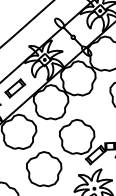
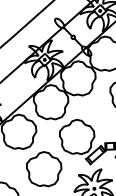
part: present -> none (15, 88)
